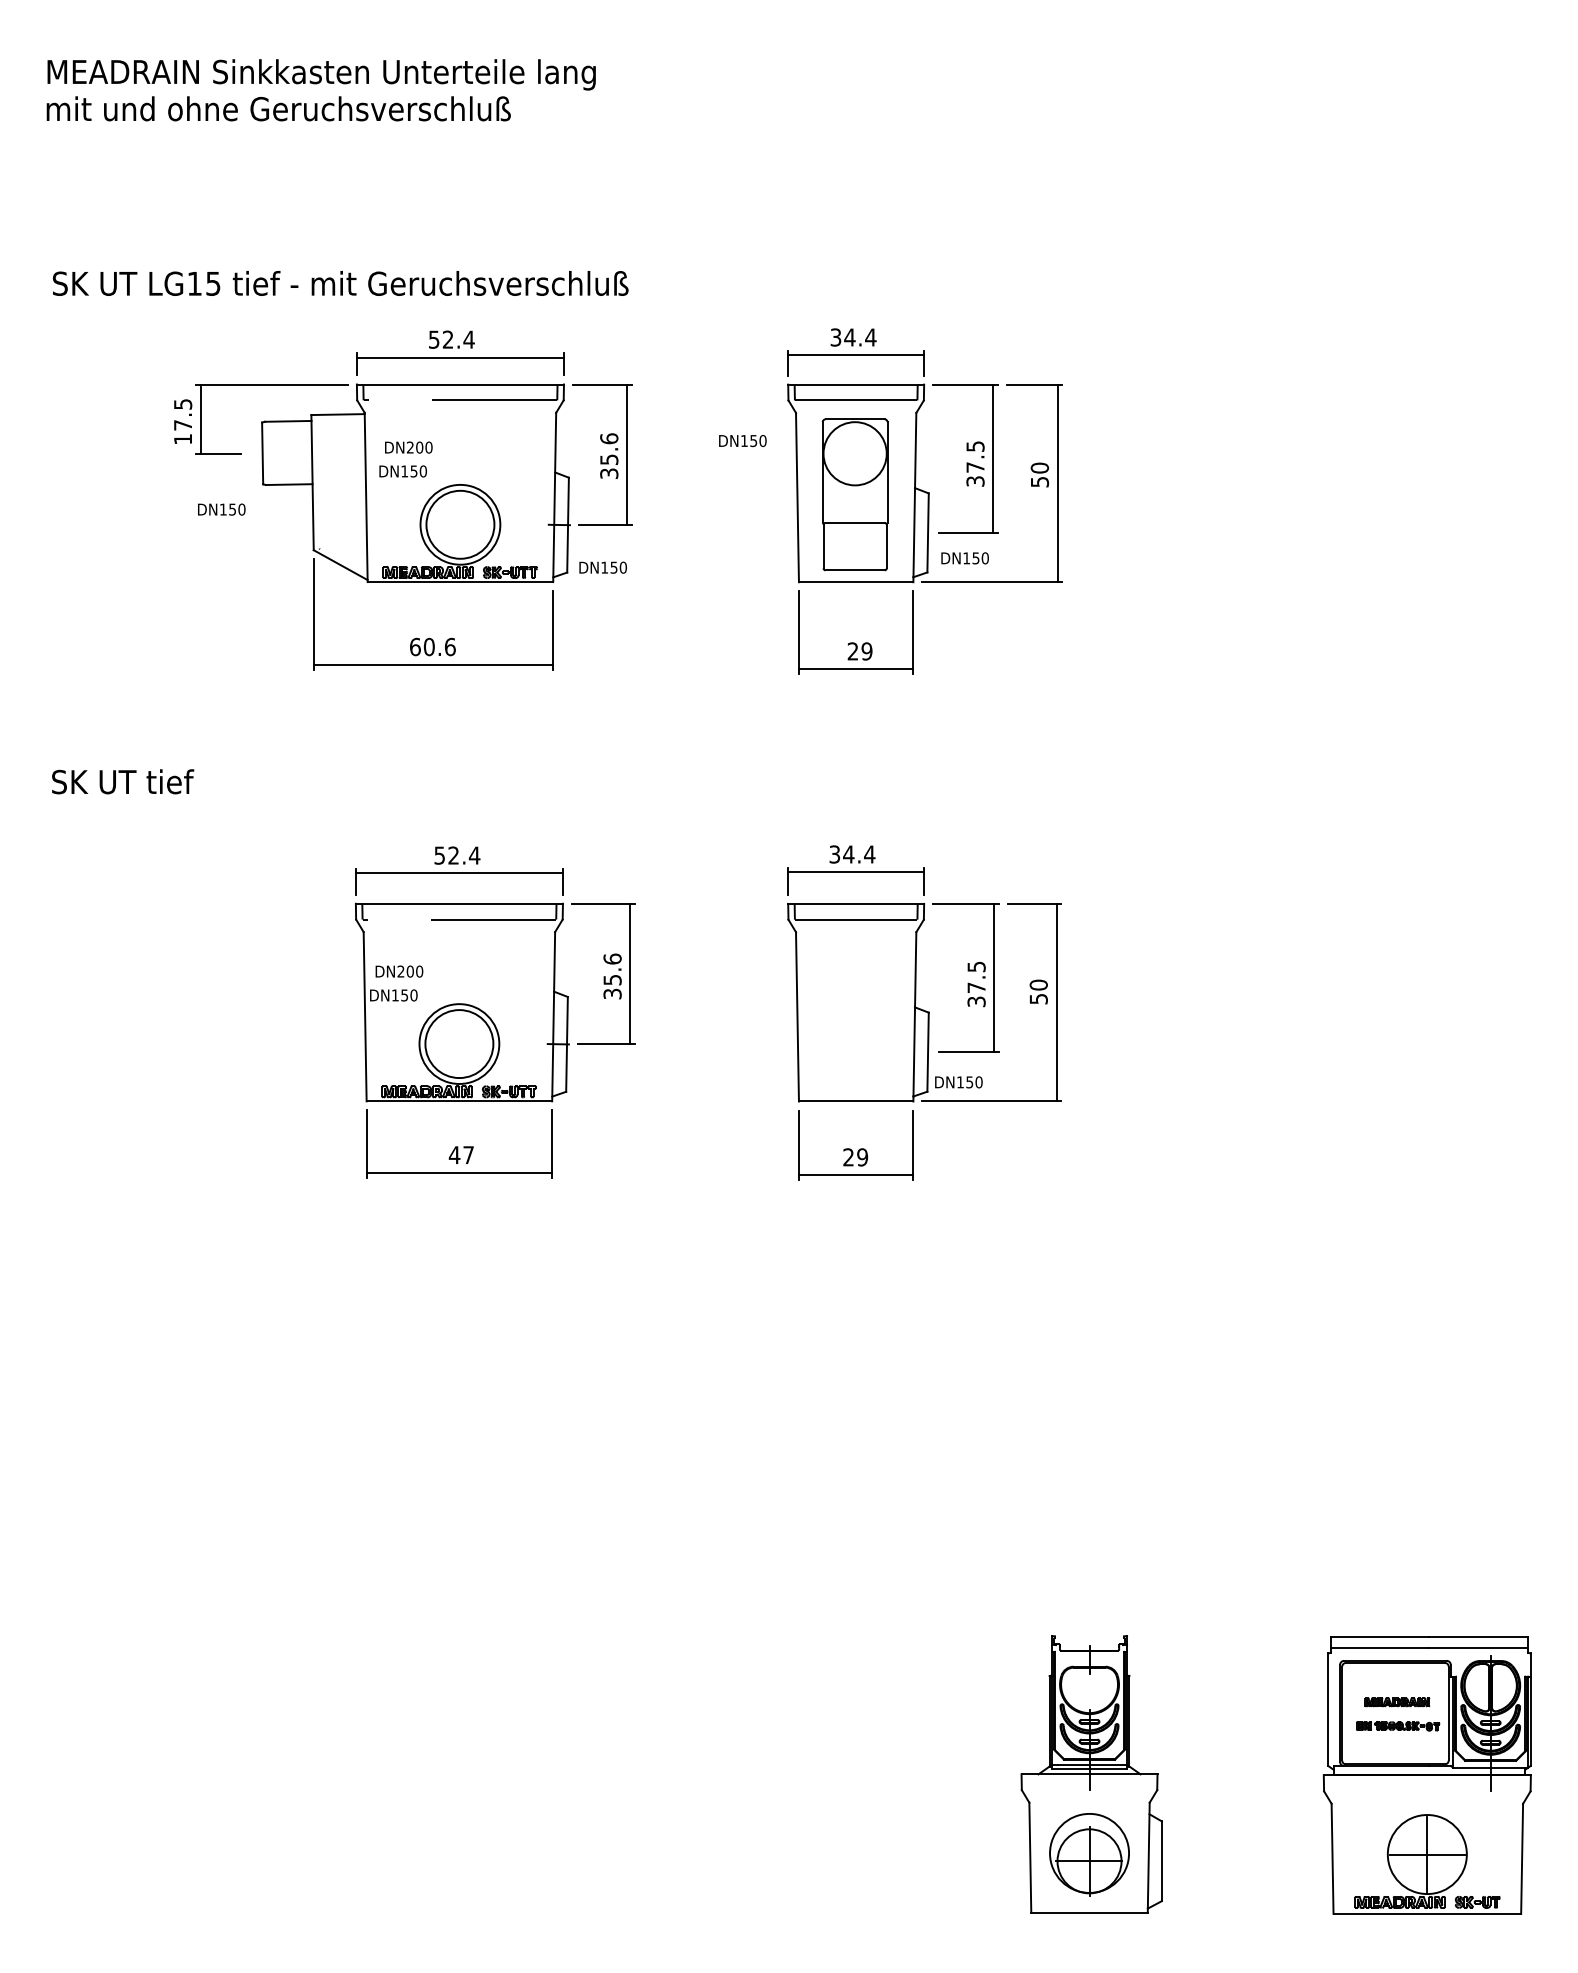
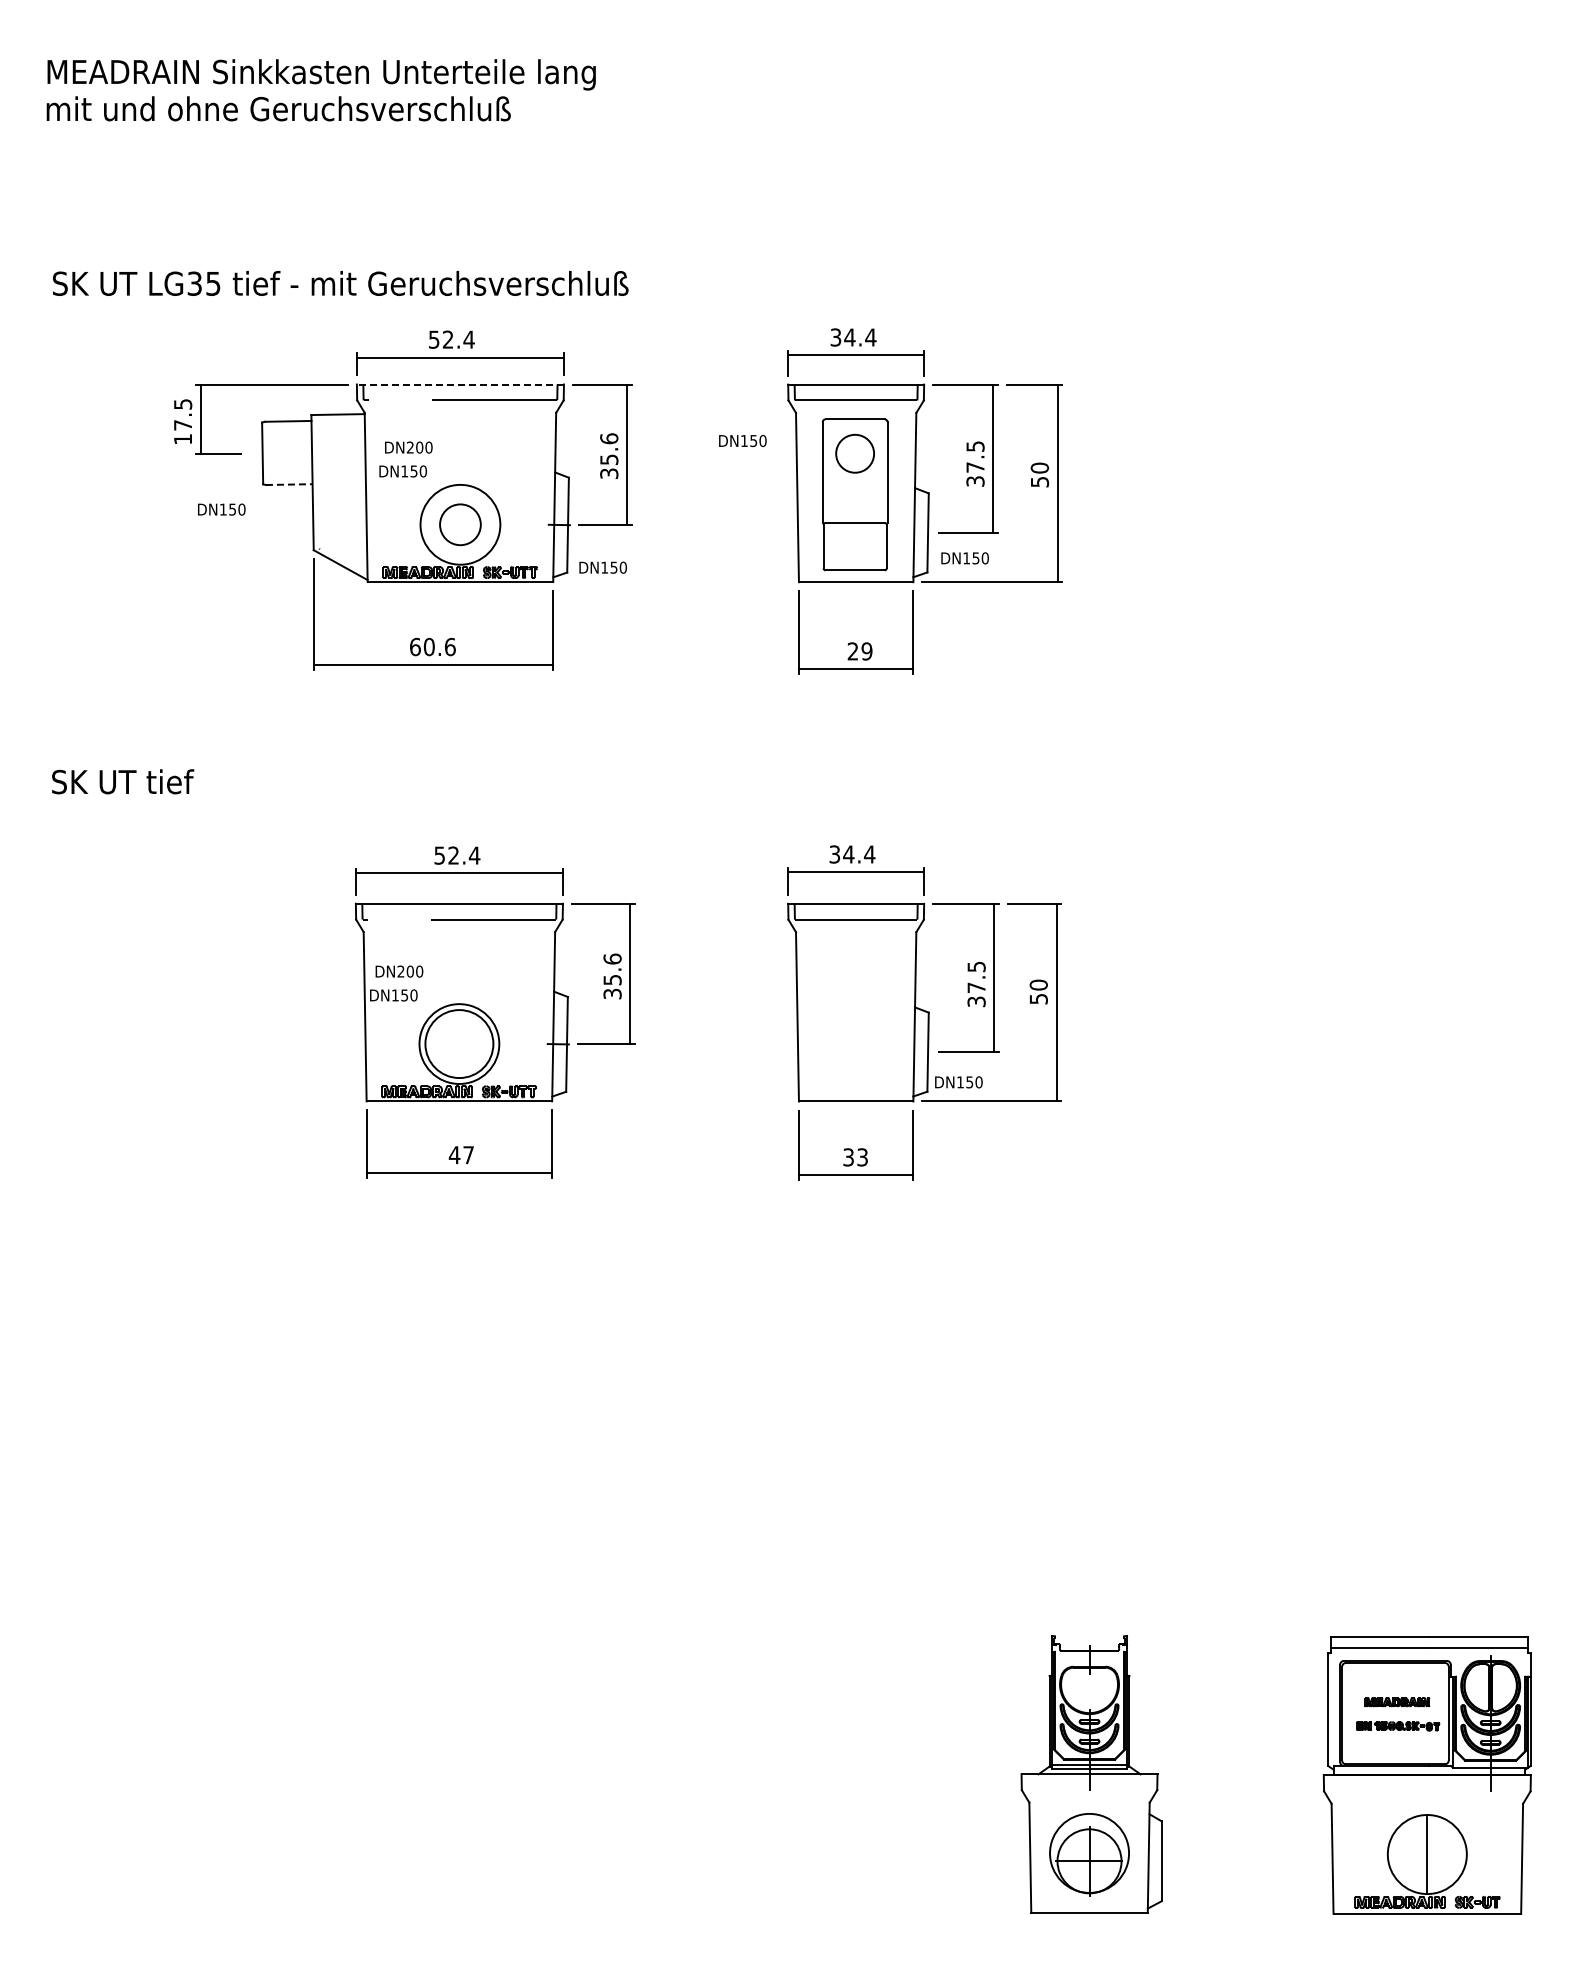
text: LG15 -> LG35 (194, 283)
line: solid -> dashed (460, 384)
circle diameter: 63 px -> 38 px (855, 453)
line: solid -> dashed (289, 484)
circle diameter: 68 px -> 41 px (460, 524)
text: 29 -> 33 (855, 1157)
line: present -> none (1427, 1854)
